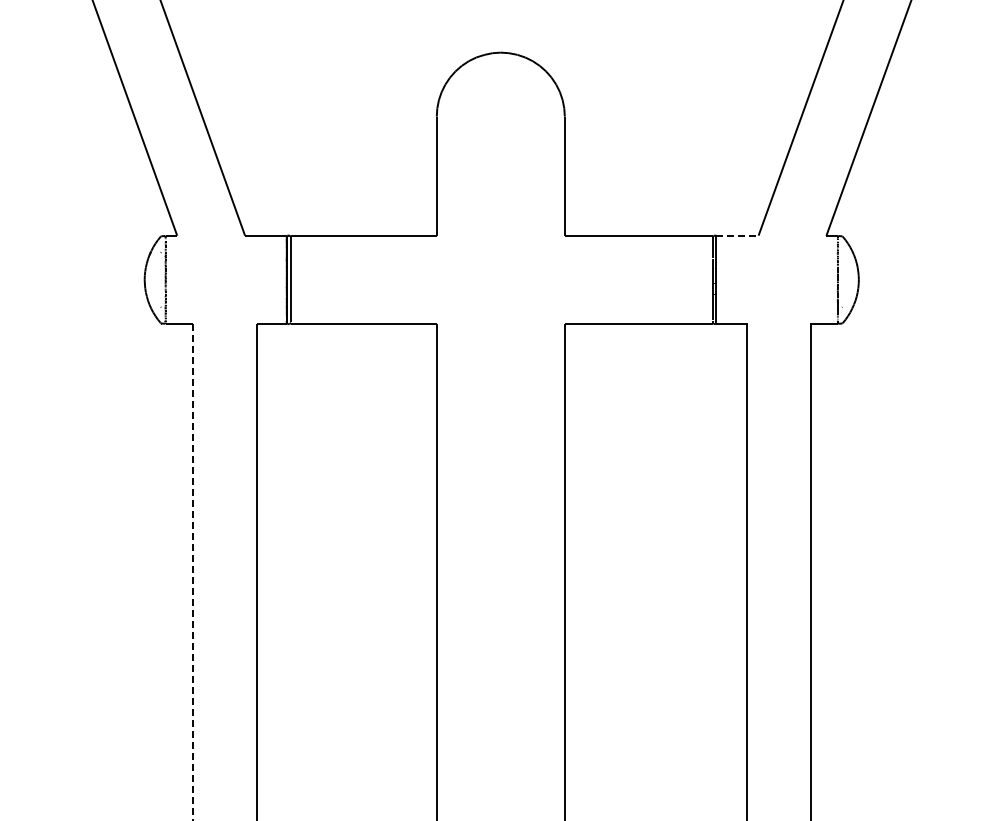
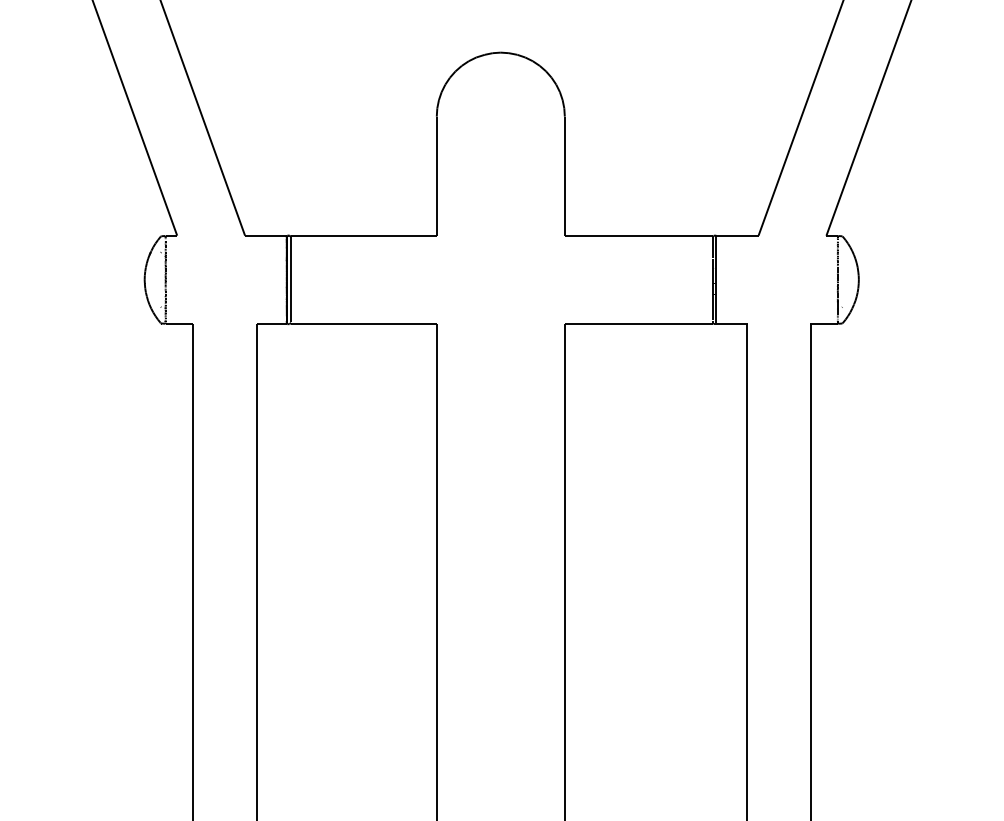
line: dashed -> solid (738, 235)
line: dashed -> solid (192, 572)
